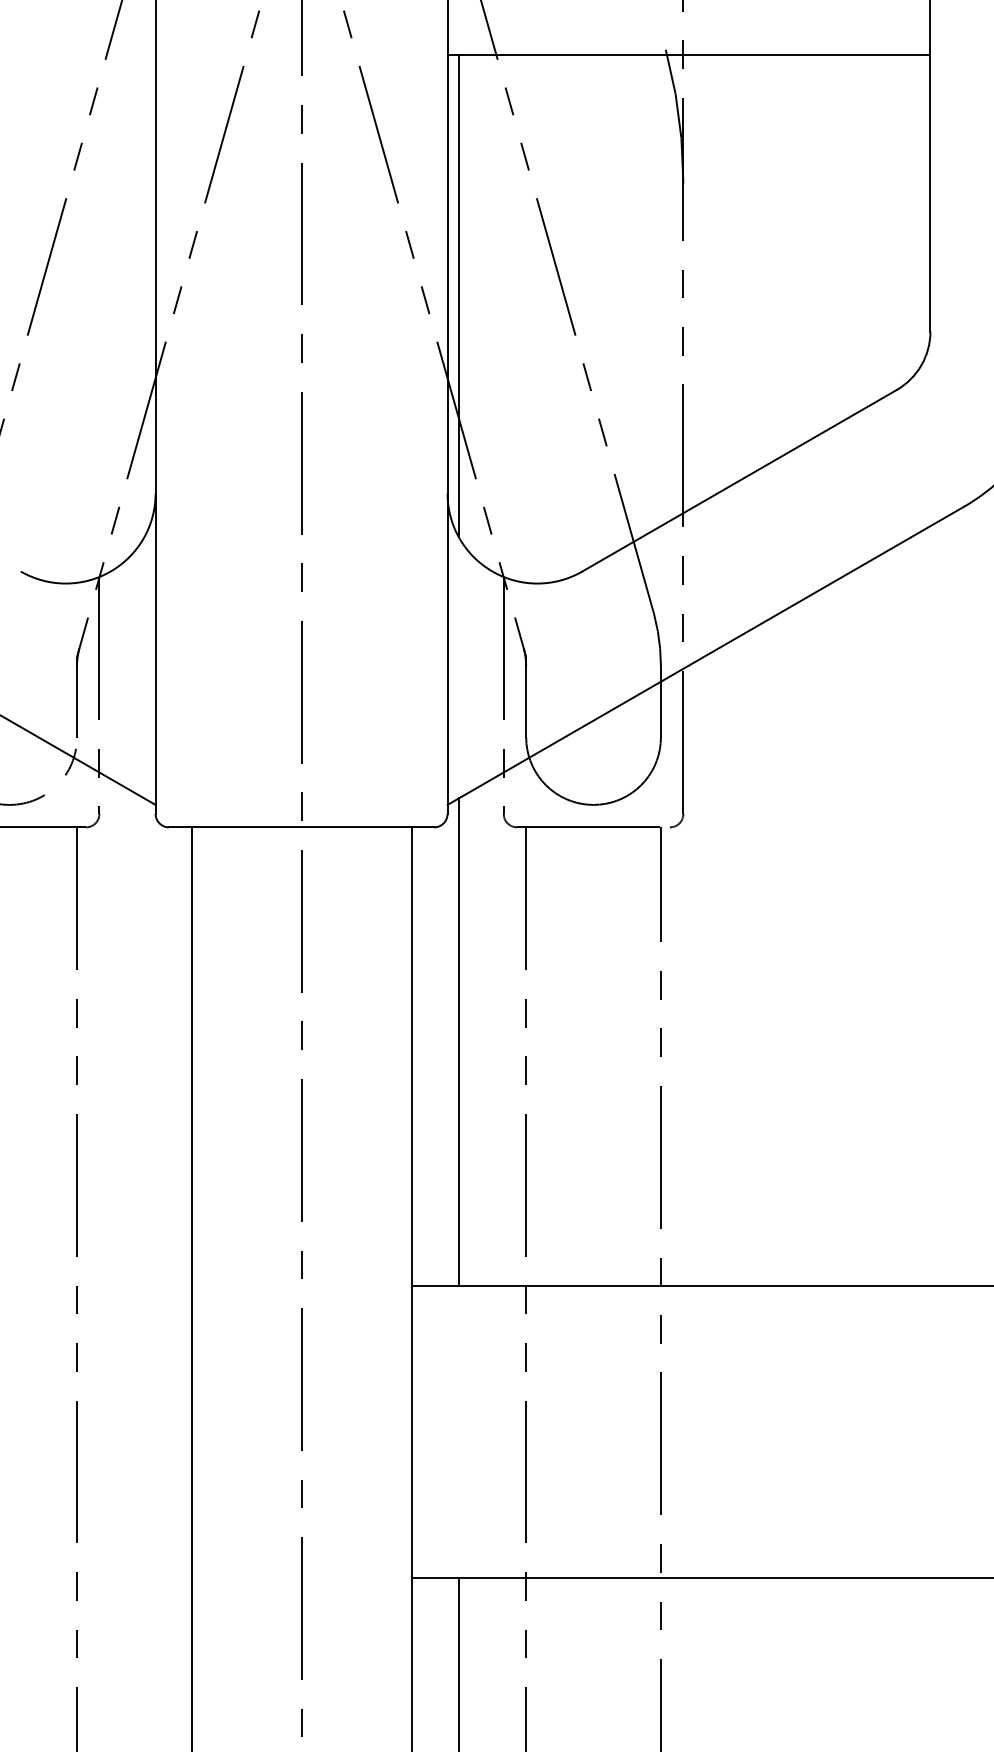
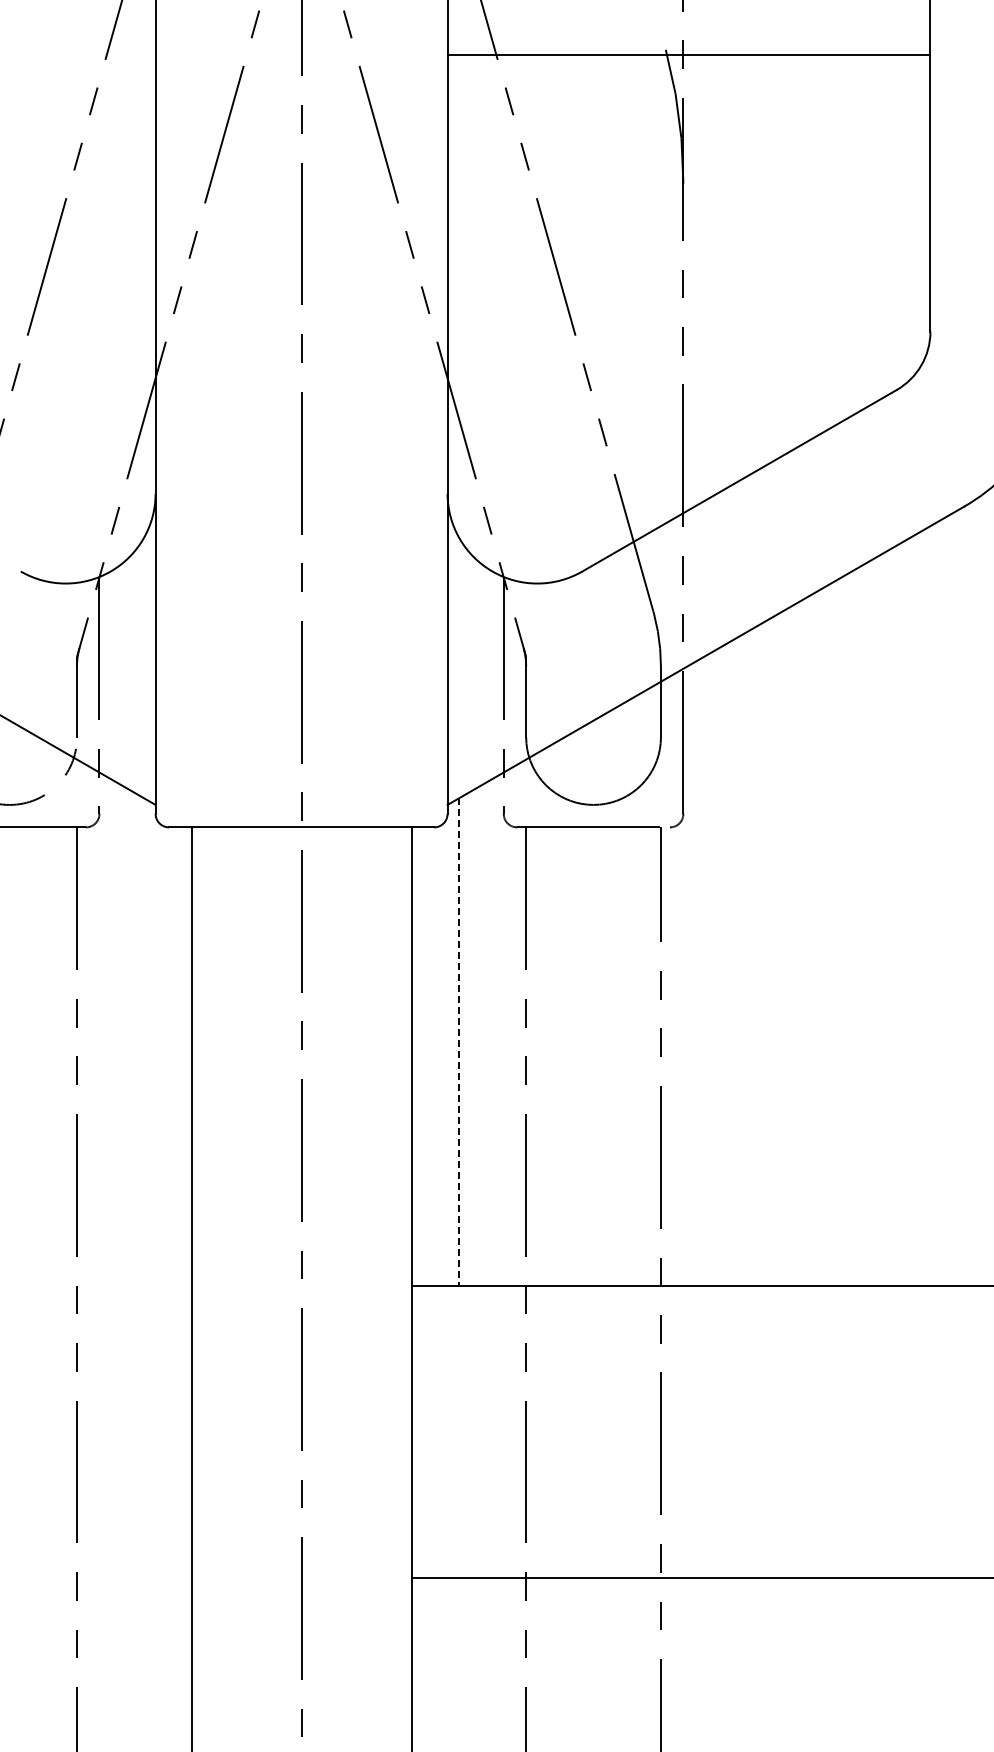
line: present -> none (458, 295)
line: solid -> dashed (458, 1042)
line: present -> none (458, 1662)
